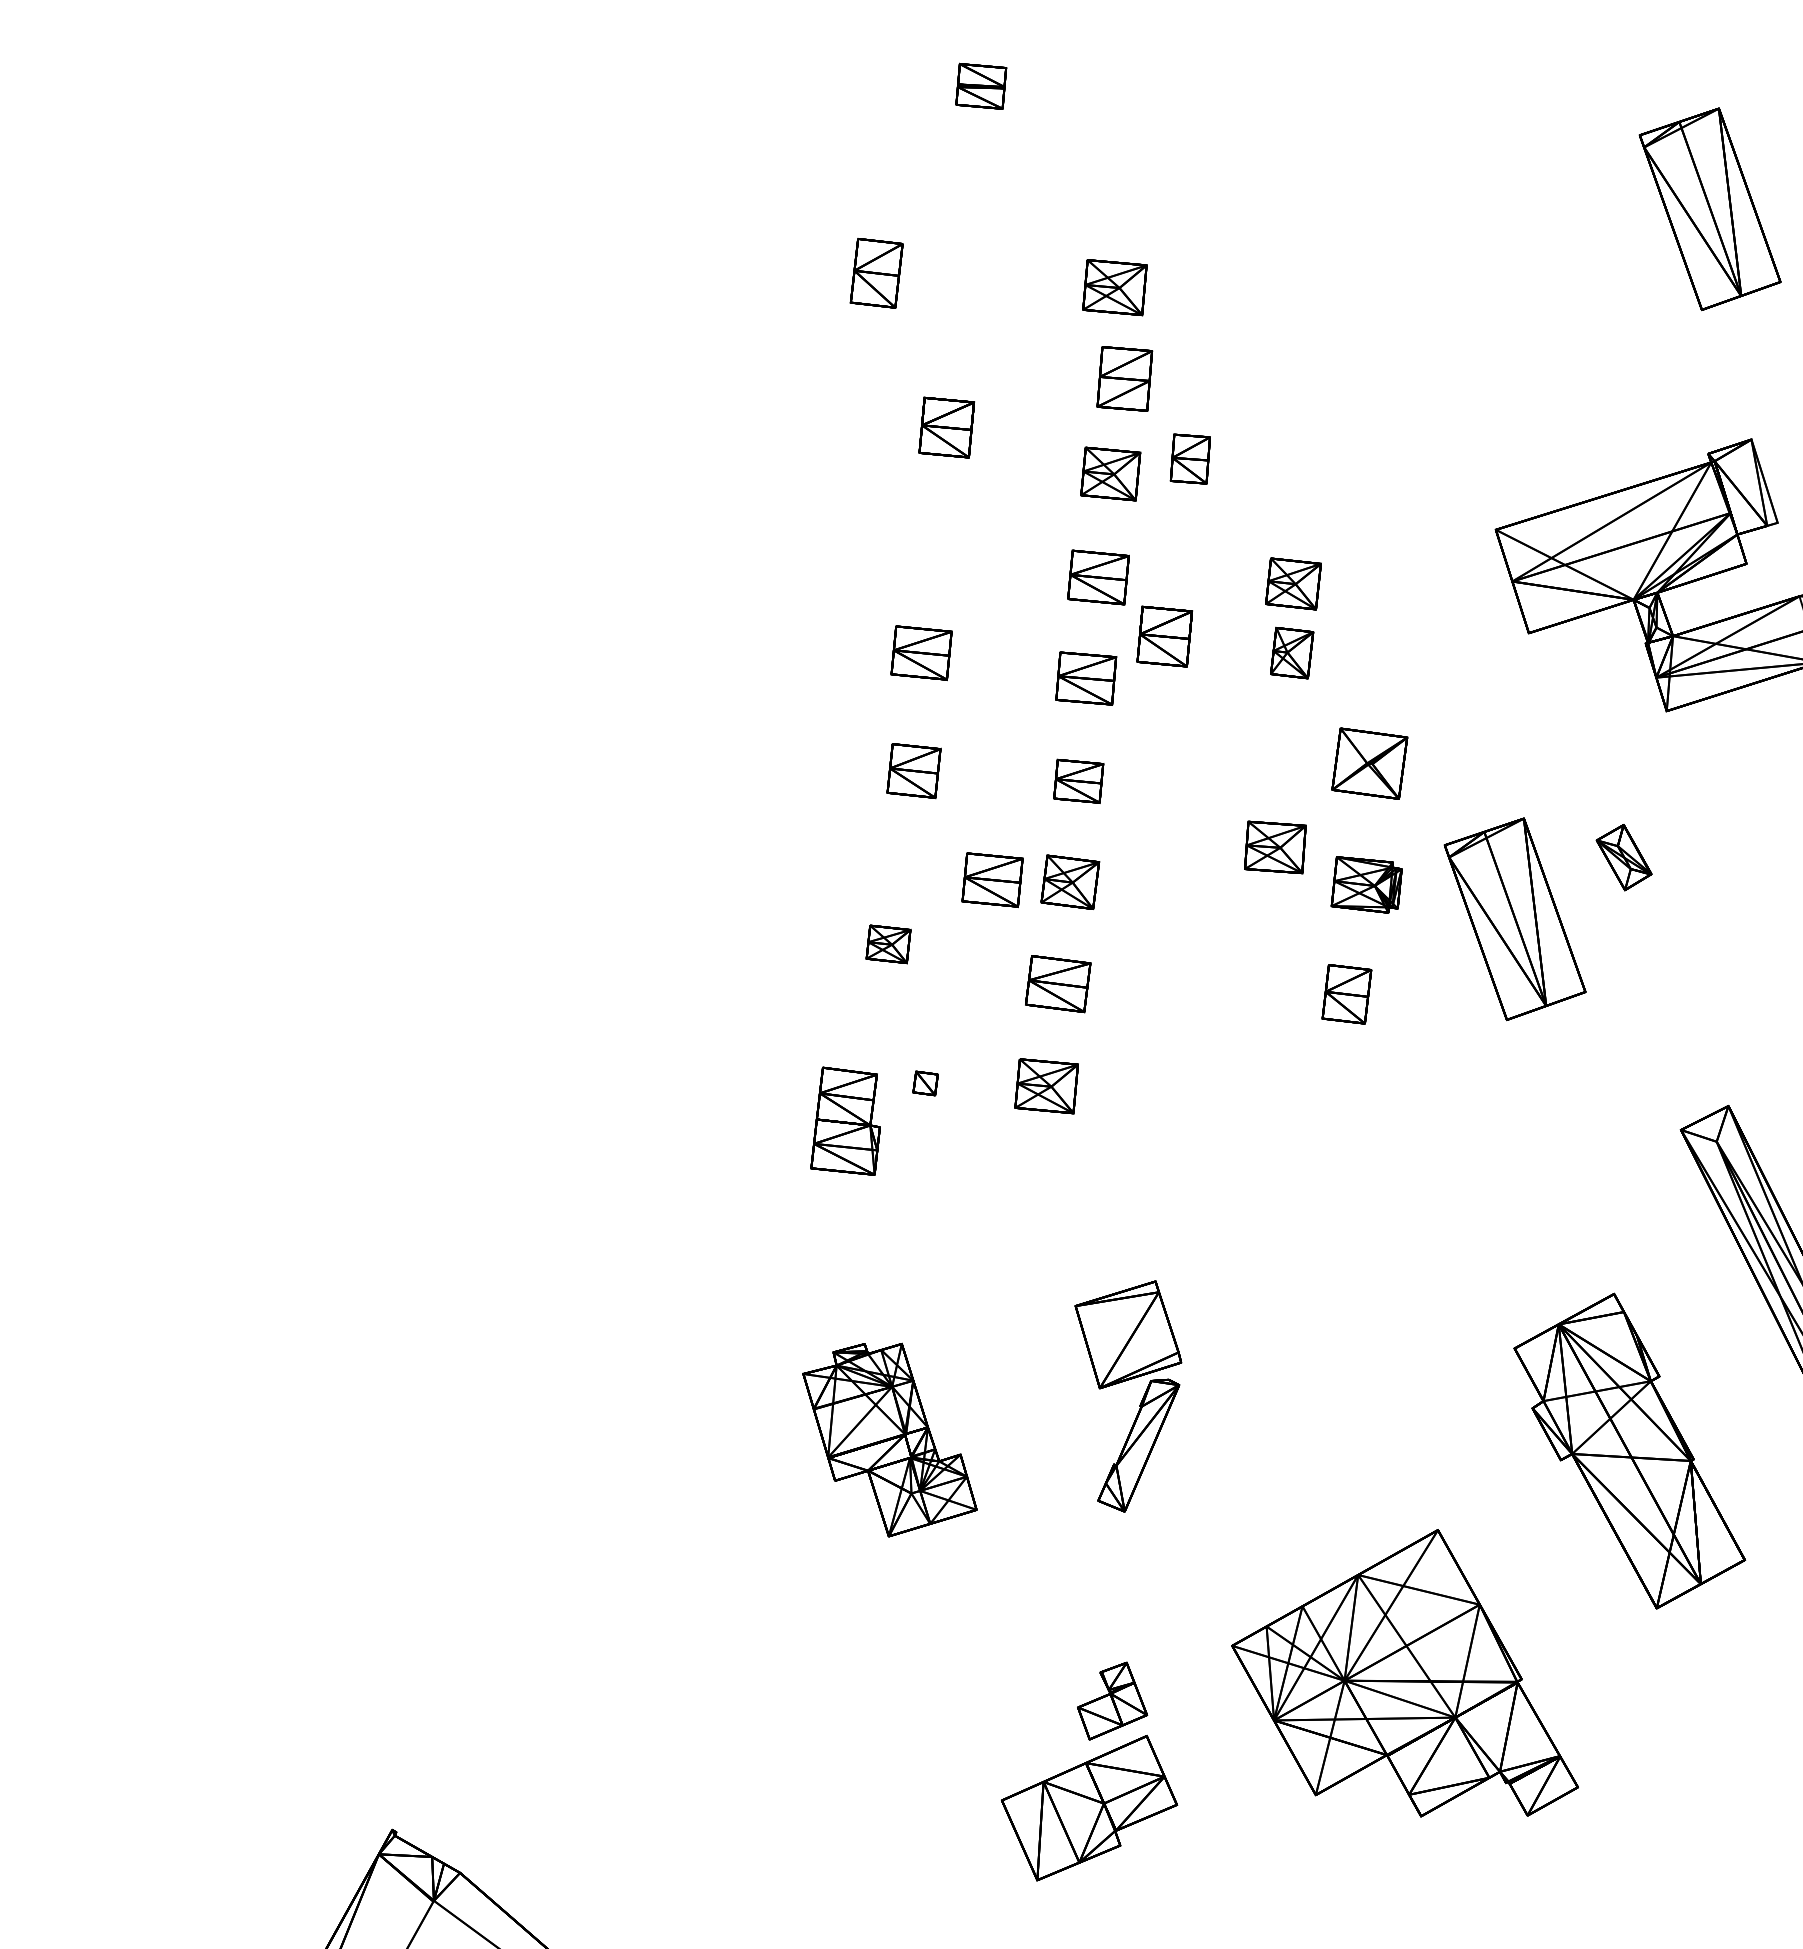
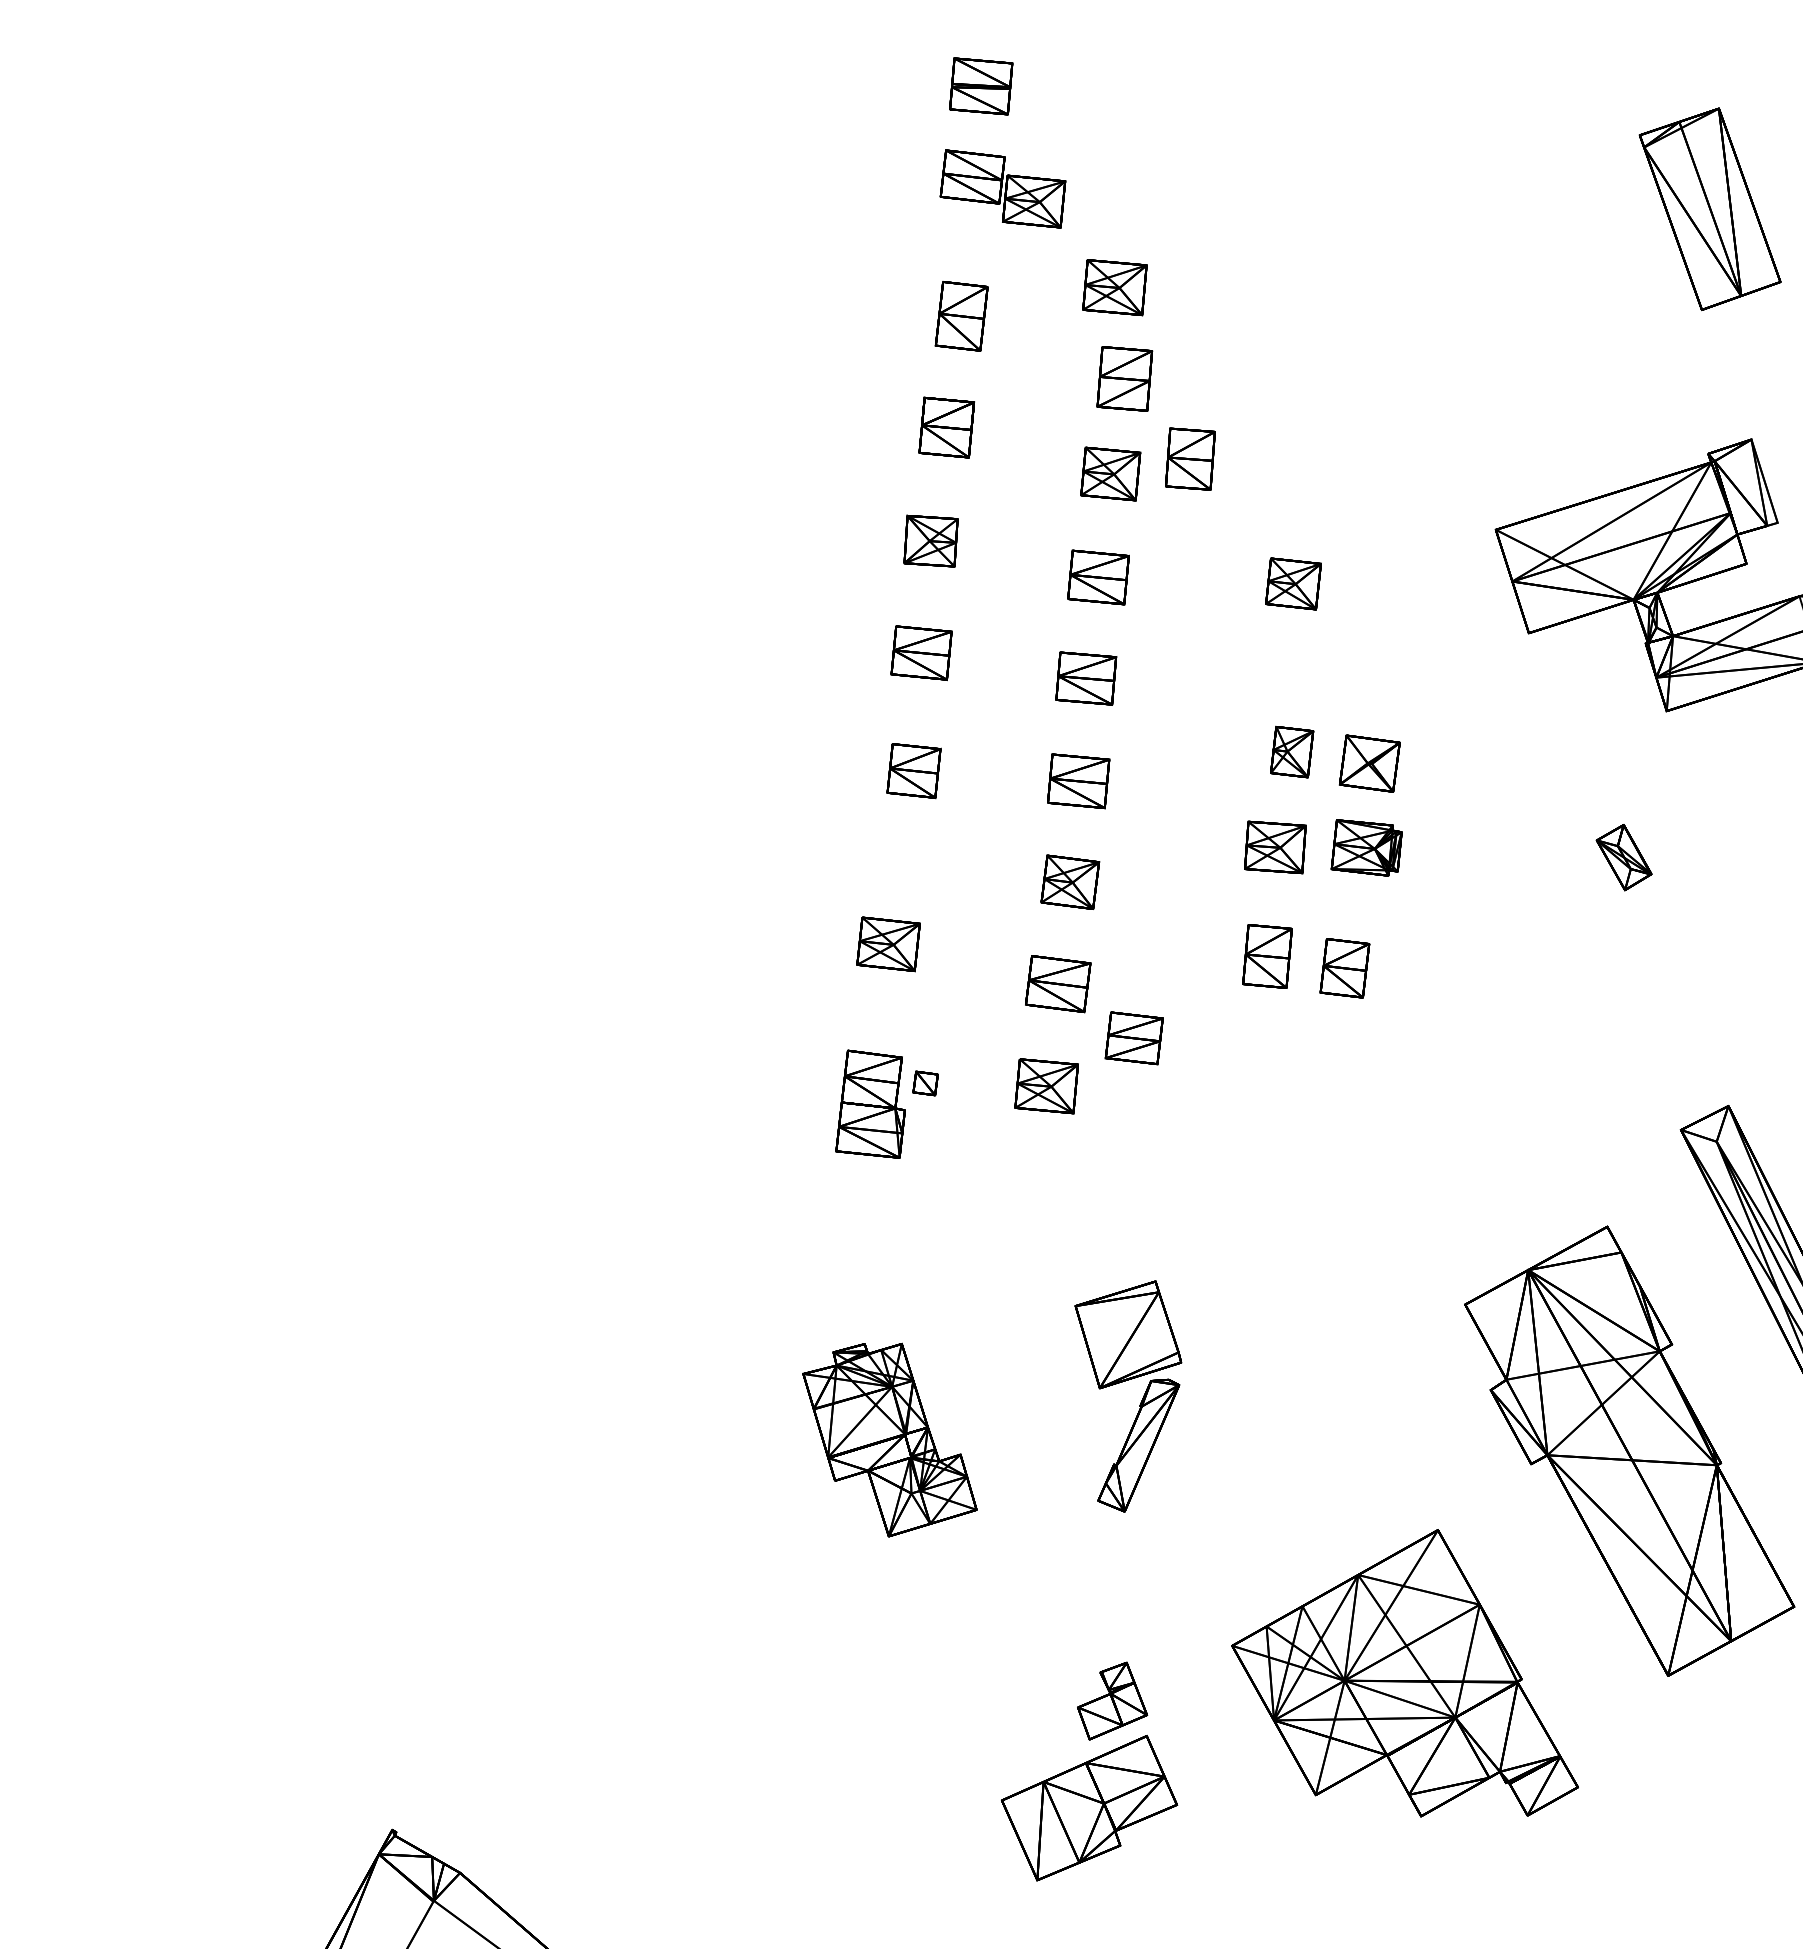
part size: 53x48 px -> 65x59 px (981, 86)
part: none -> present (1002, 188)
part position: (876, 273) -> (961, 316) (961, 316)
part size: 42x52 px -> 51x64 px (1190, 458)
part: none -> present (930, 540)
part: present -> none (1164, 636)
part position: (1292, 652) -> (1292, 751) (1292, 751)
part size: 78x73 px -> 62x59 px (1369, 763)
part size: 52x46 px -> 64x57 px (1078, 781)
part: present -> none (992, 879)
part position: (1366, 884) -> (1366, 847) (1366, 847)
part: present -> none (1514, 919)
part size: 47x41 px -> 65x57 px (888, 944)
part: none -> present (1267, 956)
part position: (1346, 994) -> (1344, 968) (1344, 968)
part: none -> present (1133, 1038)
part position: (845, 1120) -> (870, 1103) (870, 1103)
part size: 234x318 px -> 332x452 px (1629, 1450)
